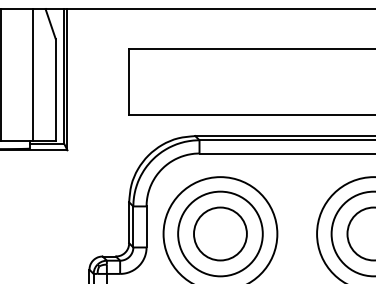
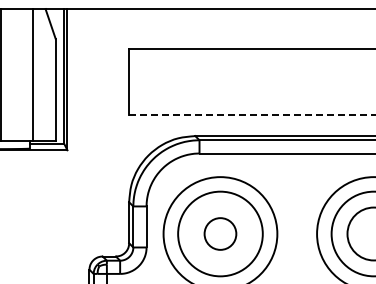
line: solid -> dashed (252, 114)
circle diameter: 53 px -> 32 px (220, 233)
